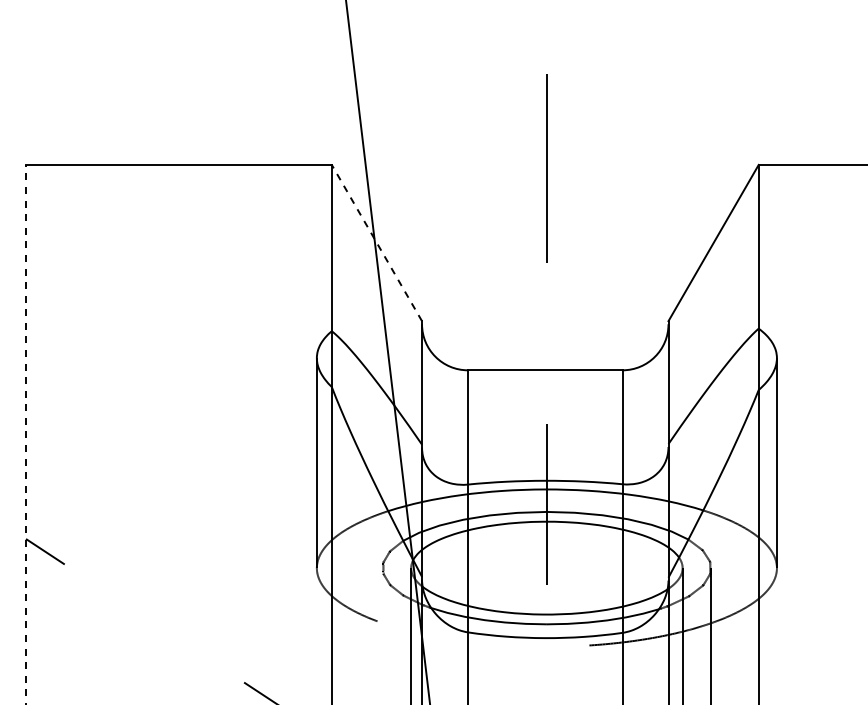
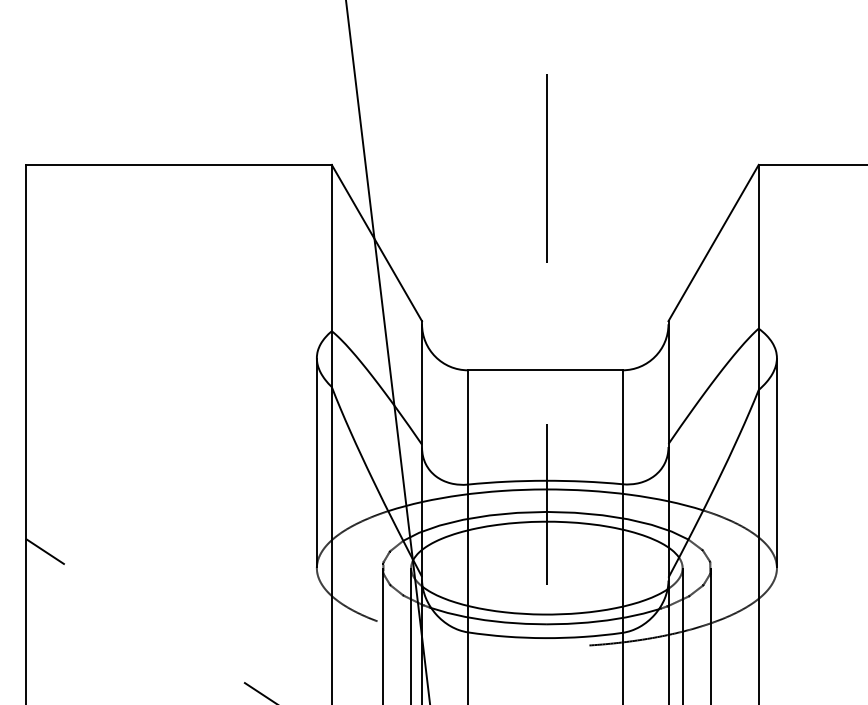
line: dashed -> solid (376, 242)
line: dashed -> solid (26, 434)
line: none -> present (382, 634)
